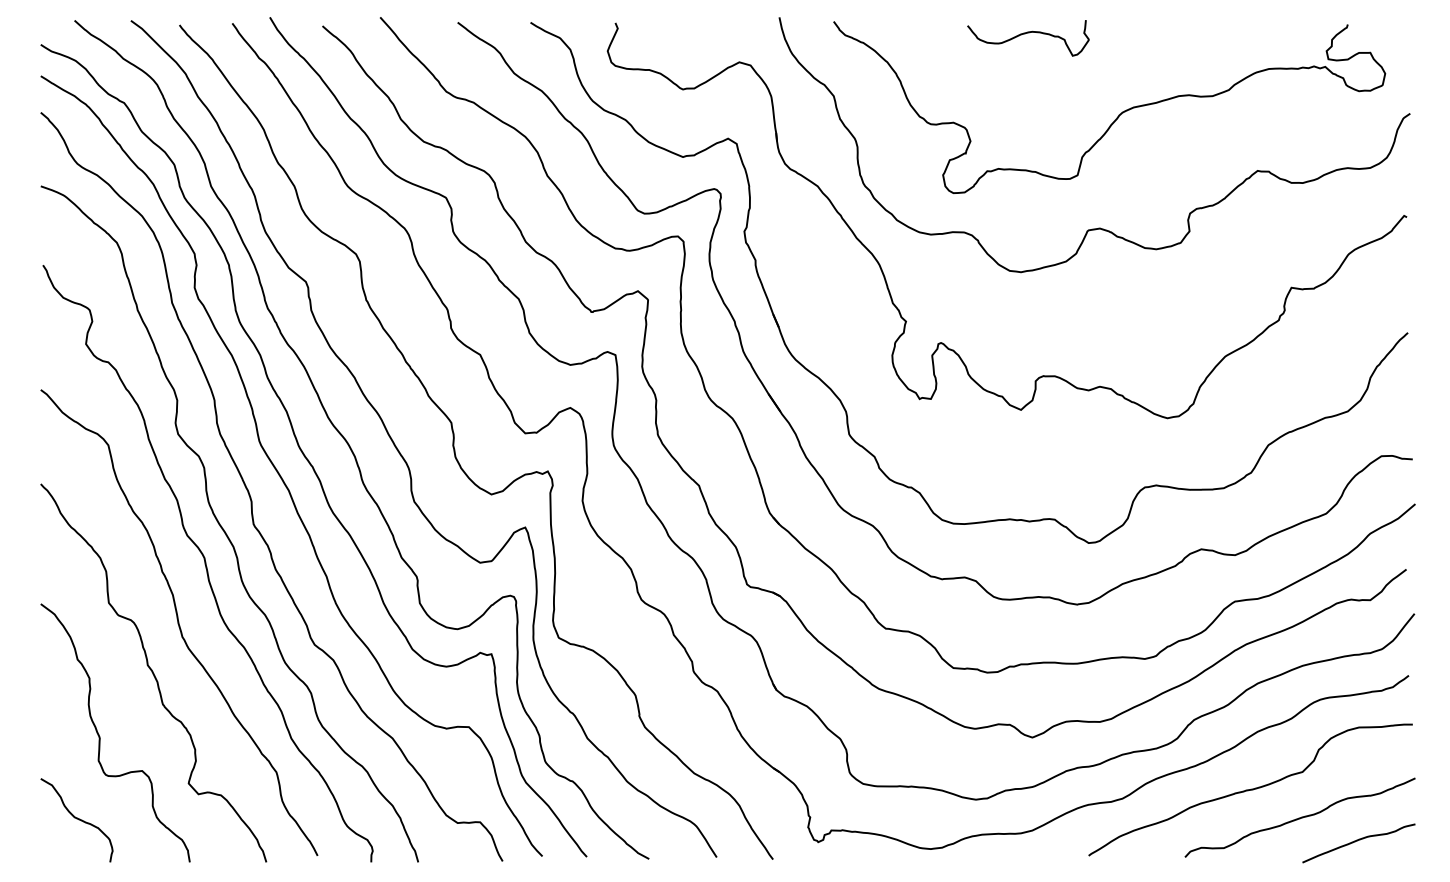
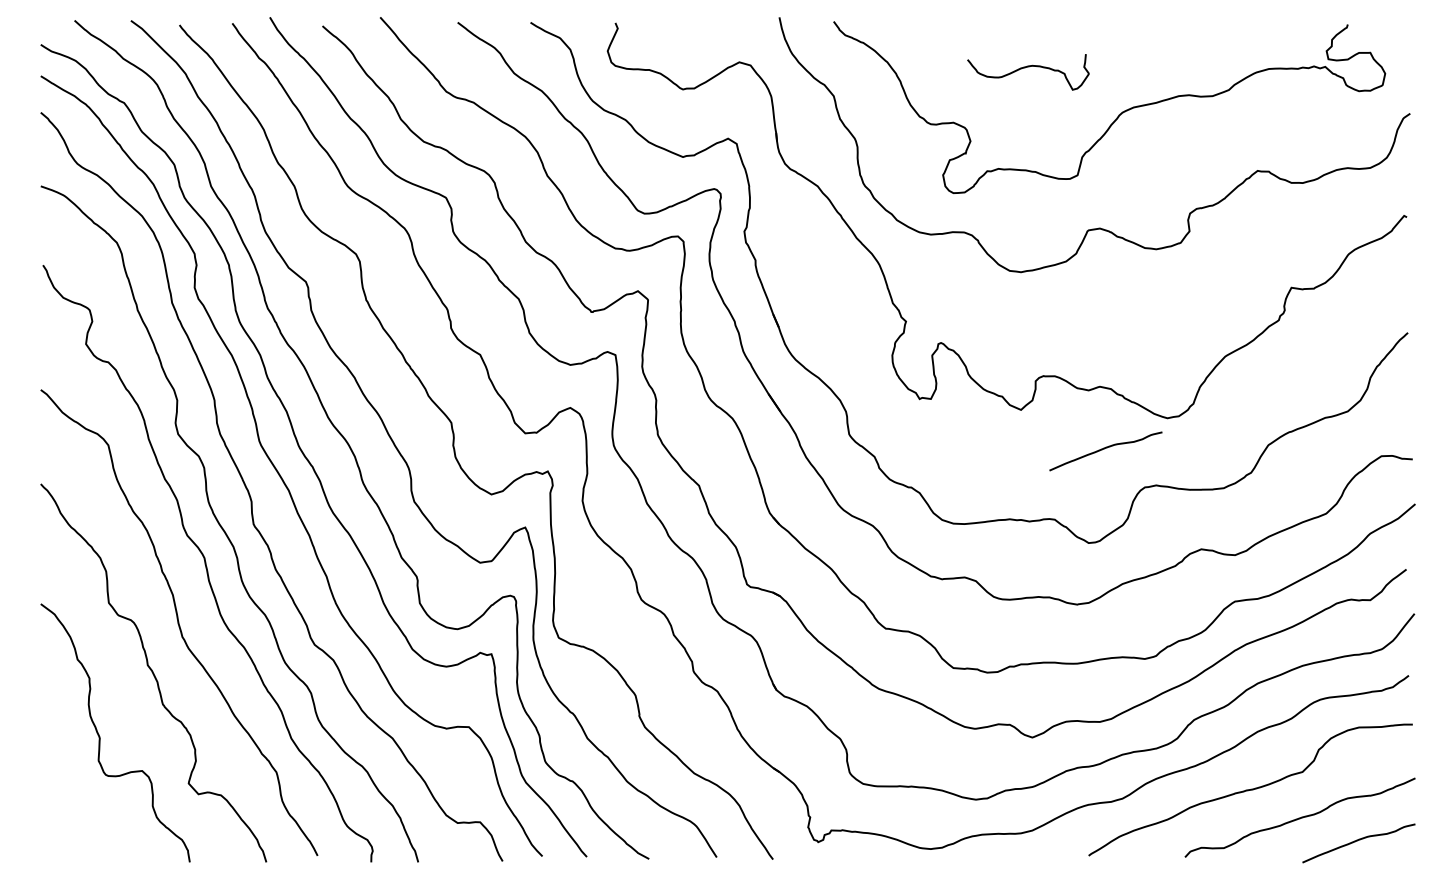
curve position: (1028, 33) -> (1028, 67) (1028, 67)
curve: none -> present (1104, 449)
curve: present -> none (76, 819)
